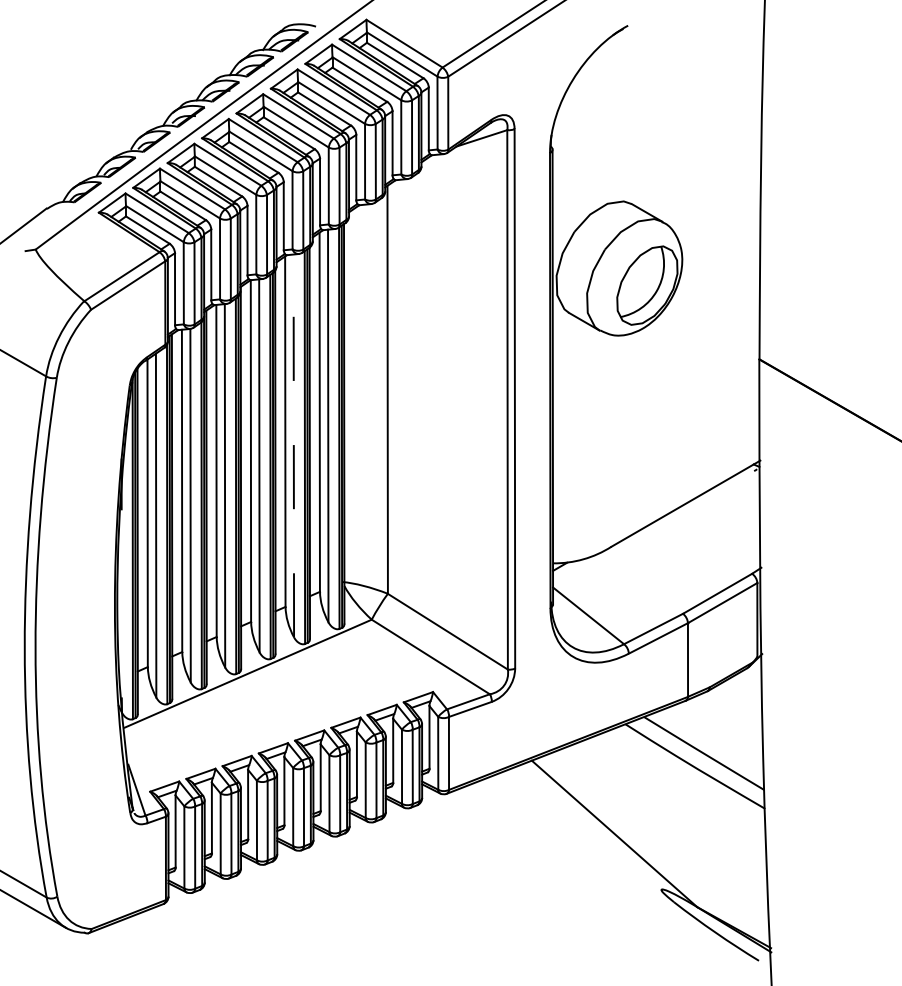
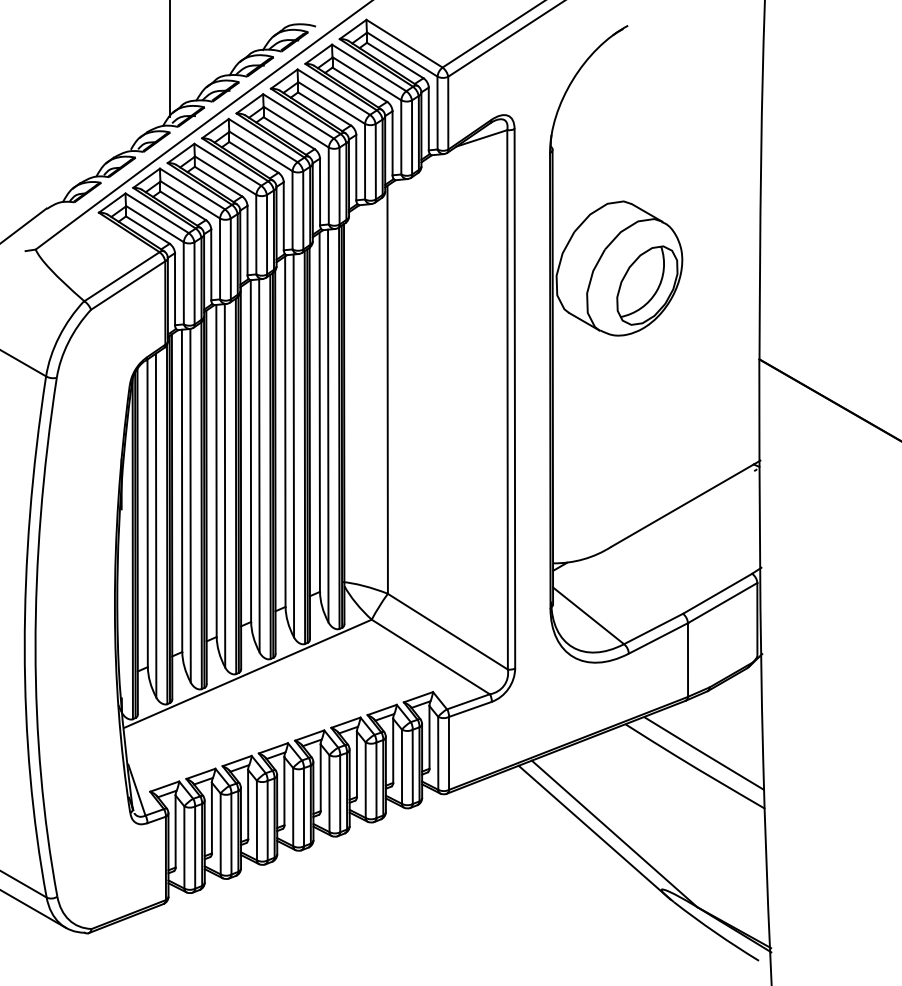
line: none -> present (169, 59)
line: dashed -> solid (293, 445)
line: none -> present (594, 832)
